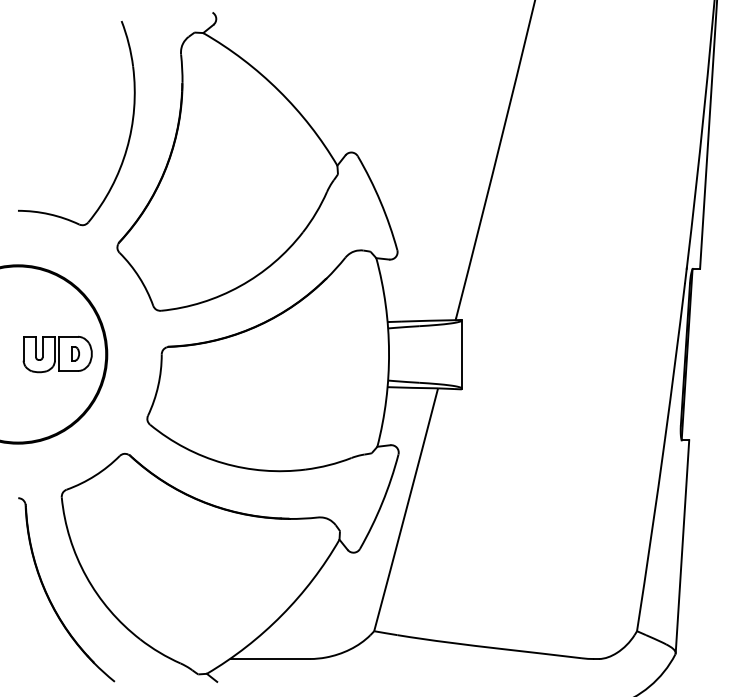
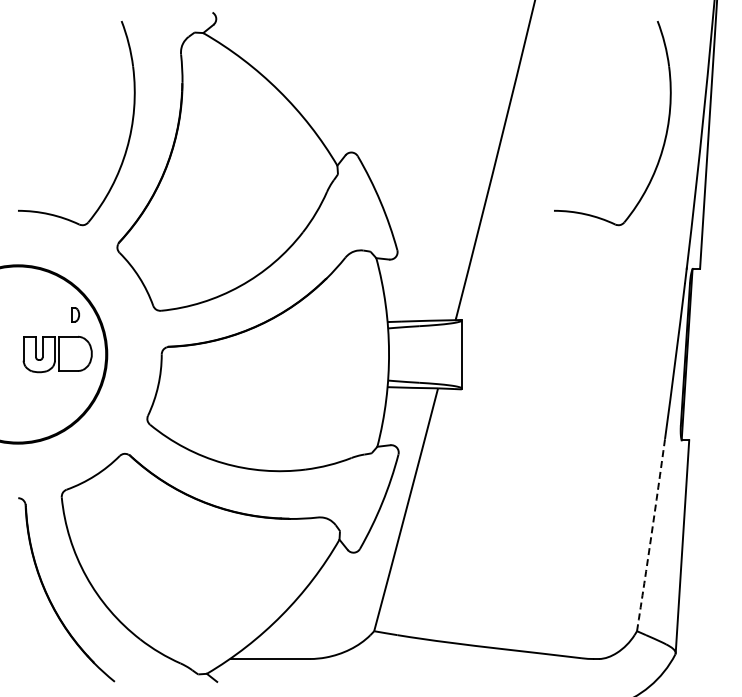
part: none -> present (664, 137)
part position: (75, 353) -> (75, 314) (75, 314)
arc: solid -> dashed (651, 535)
